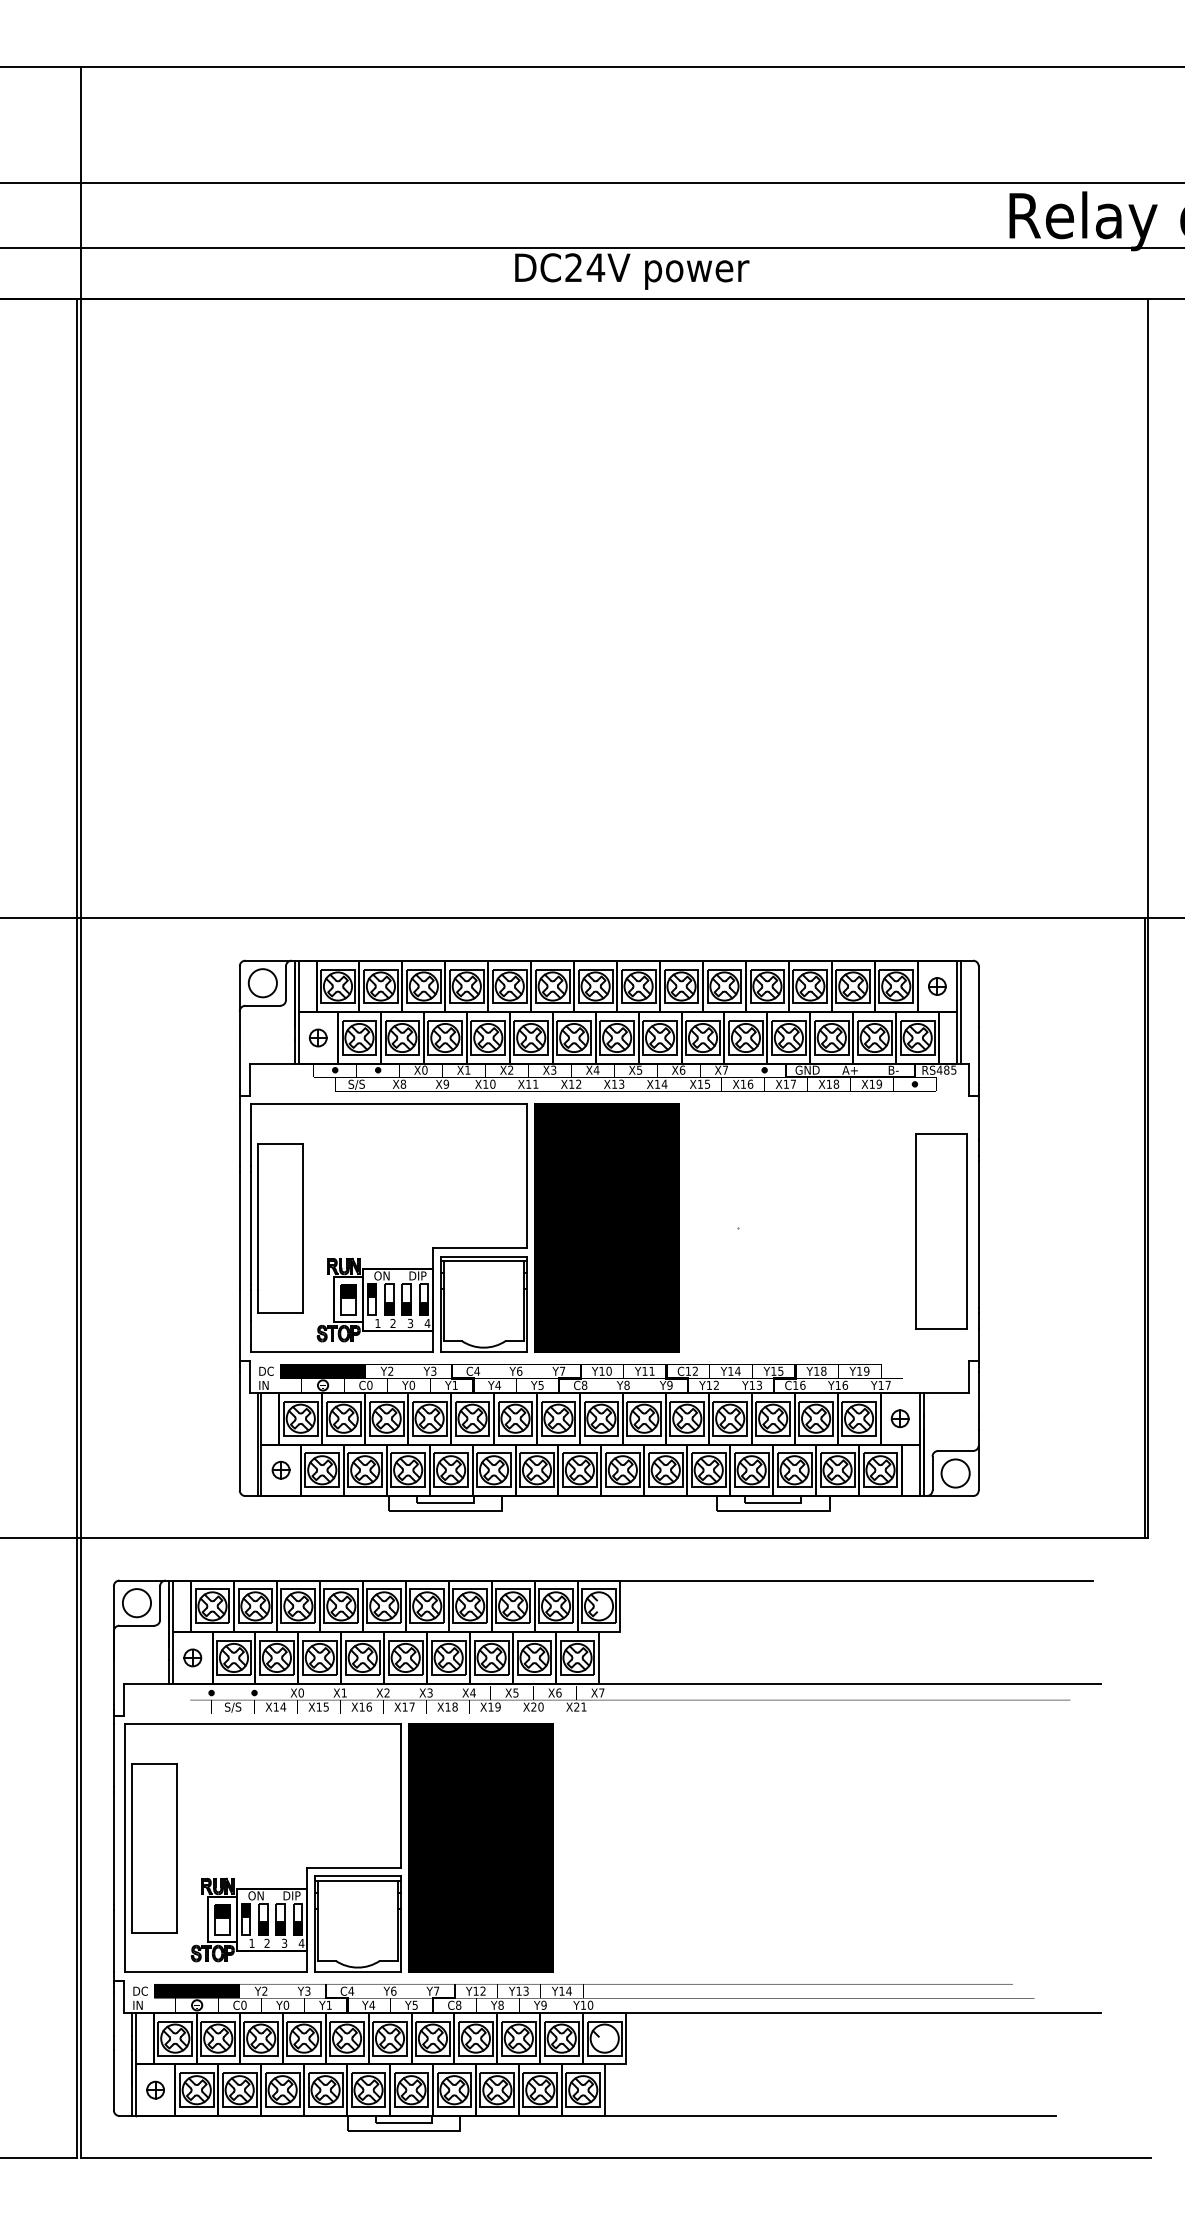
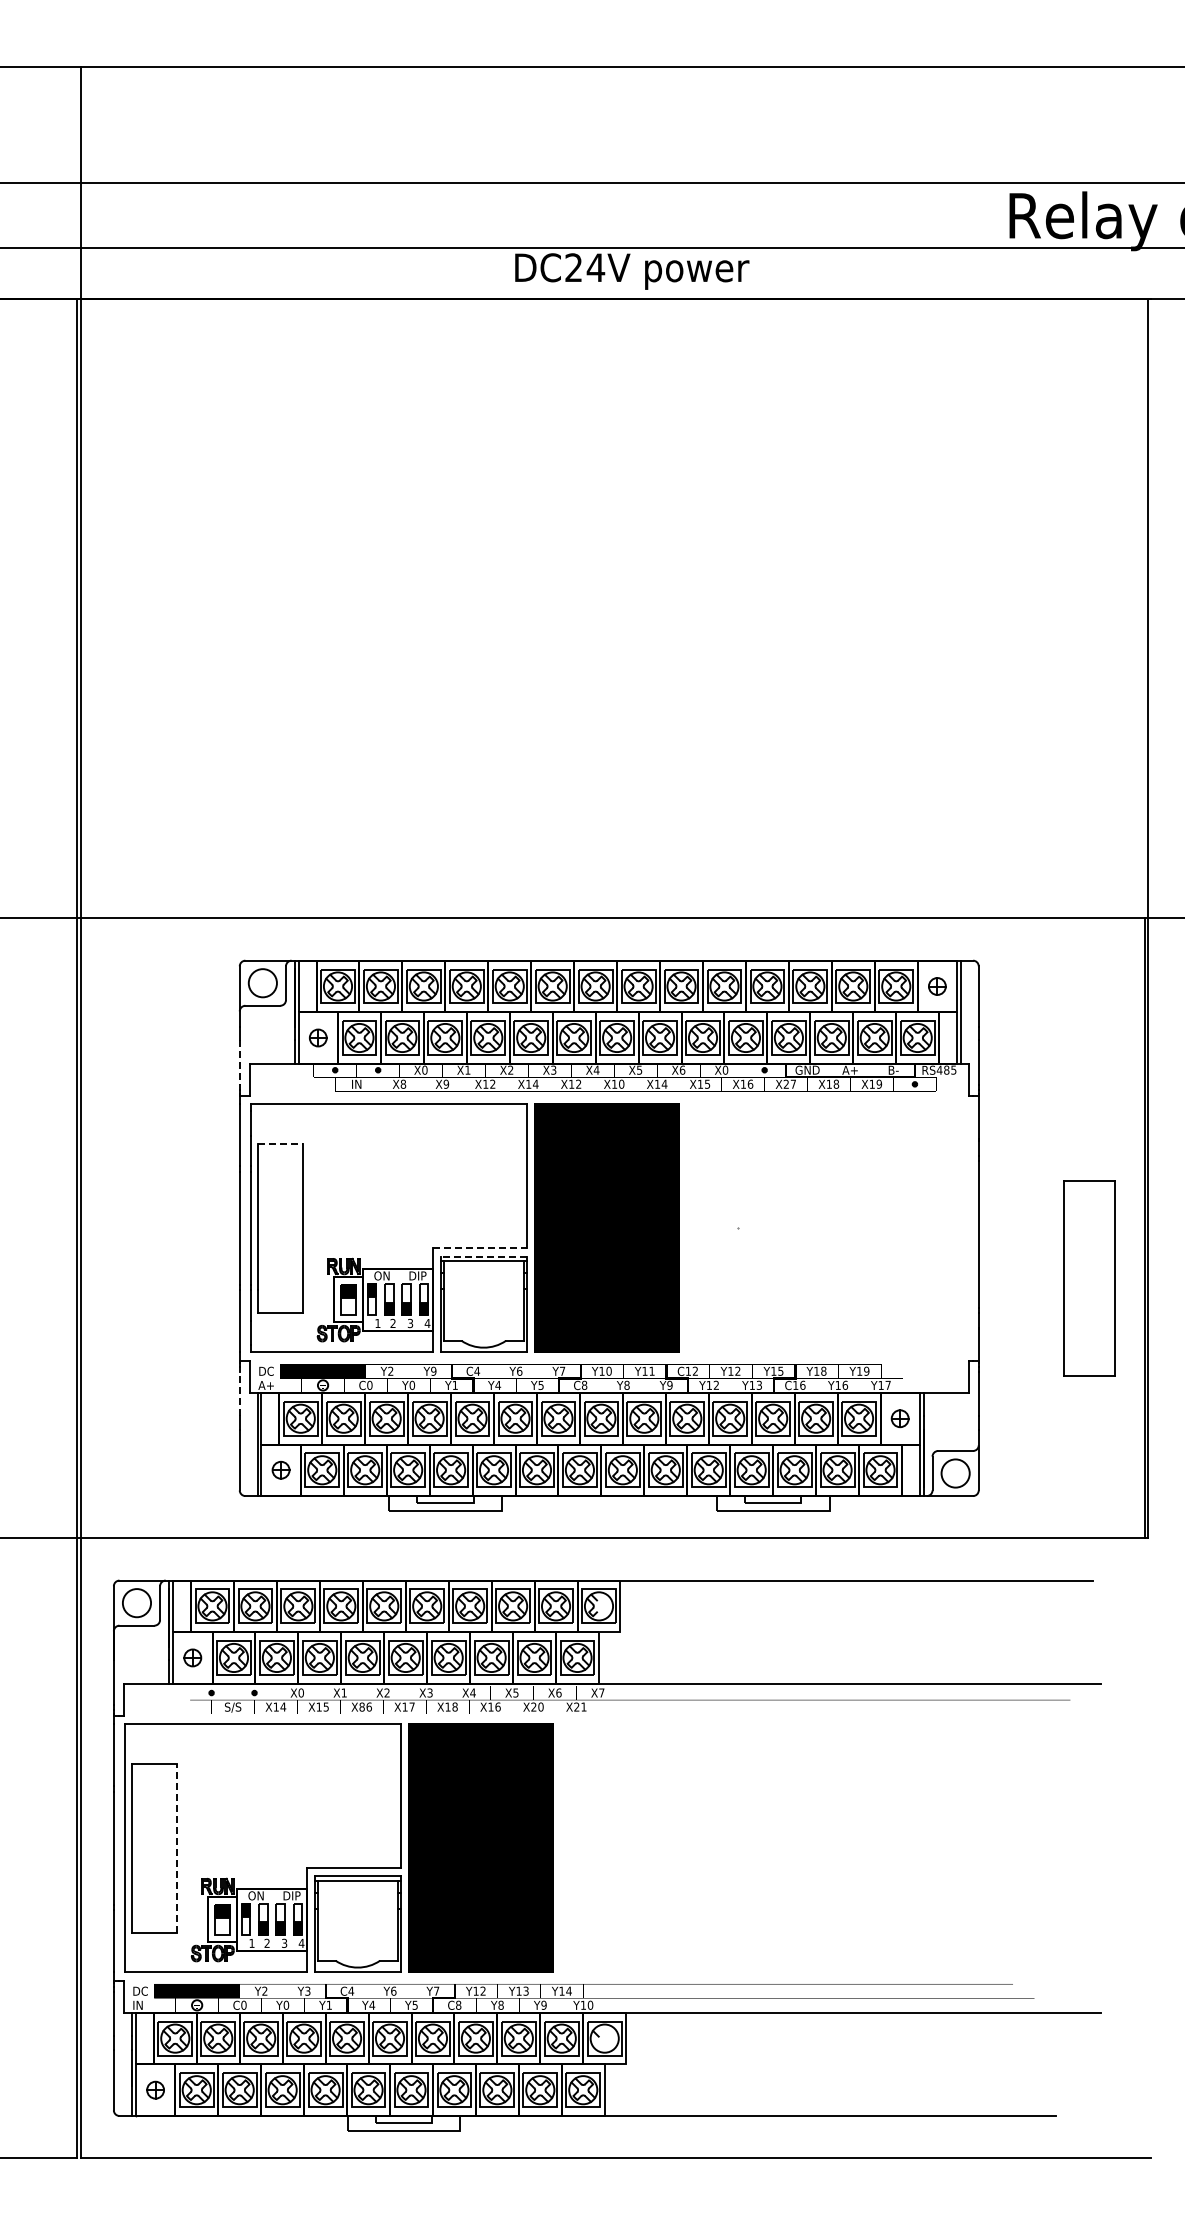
line: solid -> dashed (239, 1063)
text: X7 -> X0 (725, 1069)
text: X10 -> X12 (492, 1083)
text: X11 -> X14 (535, 1083)
text: X13 -> X10 (621, 1083)
text: X17 -> X27 (785, 1083)
text: S/S -> IN (356, 1084)
line: solid -> dashed (280, 1143)
part position: (941, 1231) -> (1089, 1278) (1089, 1278)
line: solid -> dashed (480, 1248)
line: solid -> dashed (483, 1256)
text: Y3 -> Y9 (433, 1370)
text: Y14 -> Y12 (737, 1370)
text: IN -> A+ (265, 1385)
line: solid -> dashed (239, 1393)
text: X16 -> X86 (361, 1706)
text: X19 -> X16 (497, 1706)
line: solid -> dashed (176, 1848)
